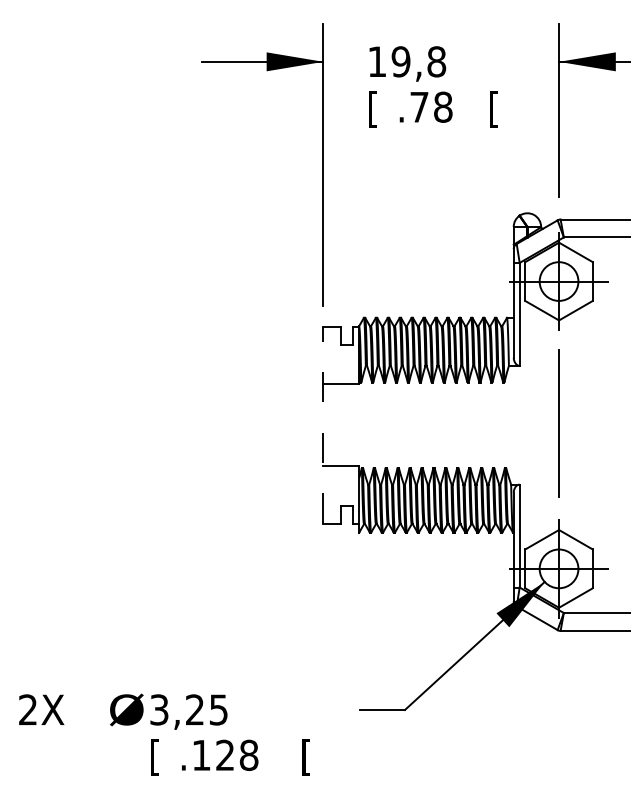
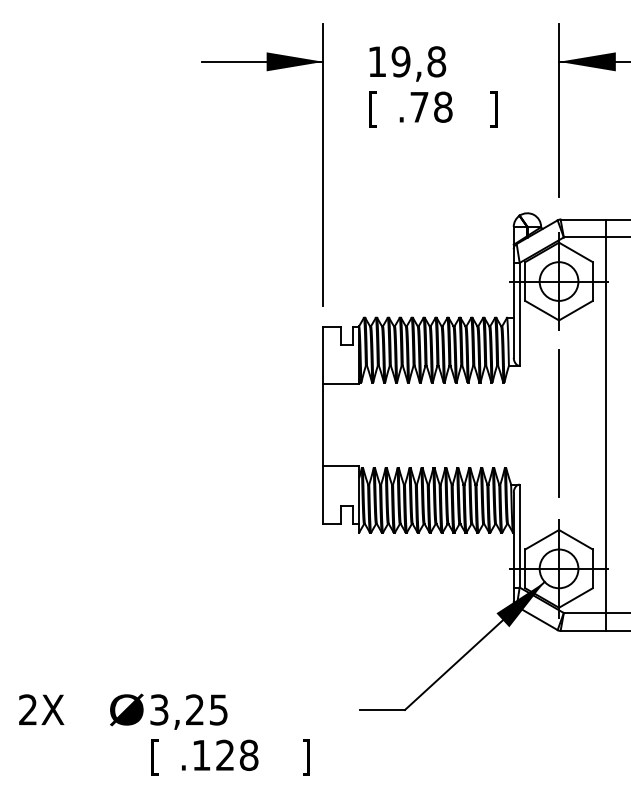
text: [ -> ] (493, 109)
line: dashed -> solid (323, 424)
line: none -> present (605, 424)
text: [ -> ] (305, 757)
